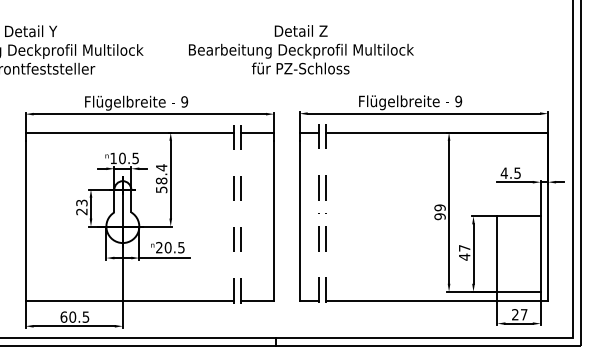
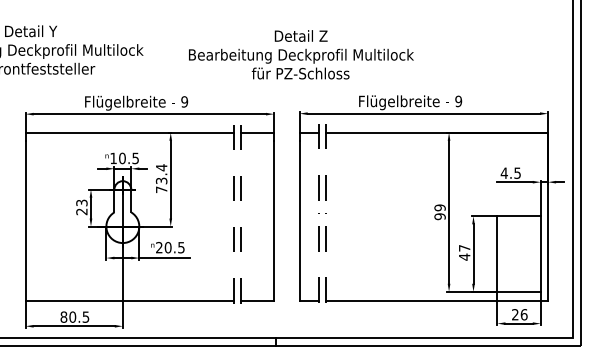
text position: (301, 49) -> (301, 54) (301, 54)
text: 58.4 -> 73.4 (161, 185)
text: 27 -> 26 (523, 314)
text: 60.5 -> 80.5 (63, 316)
